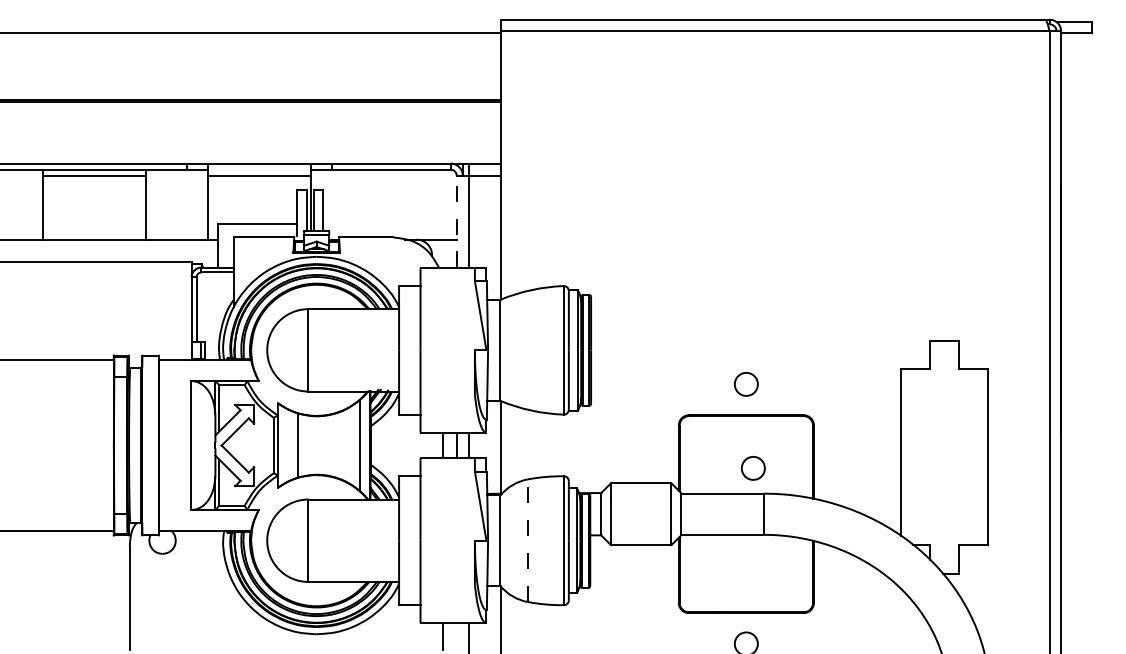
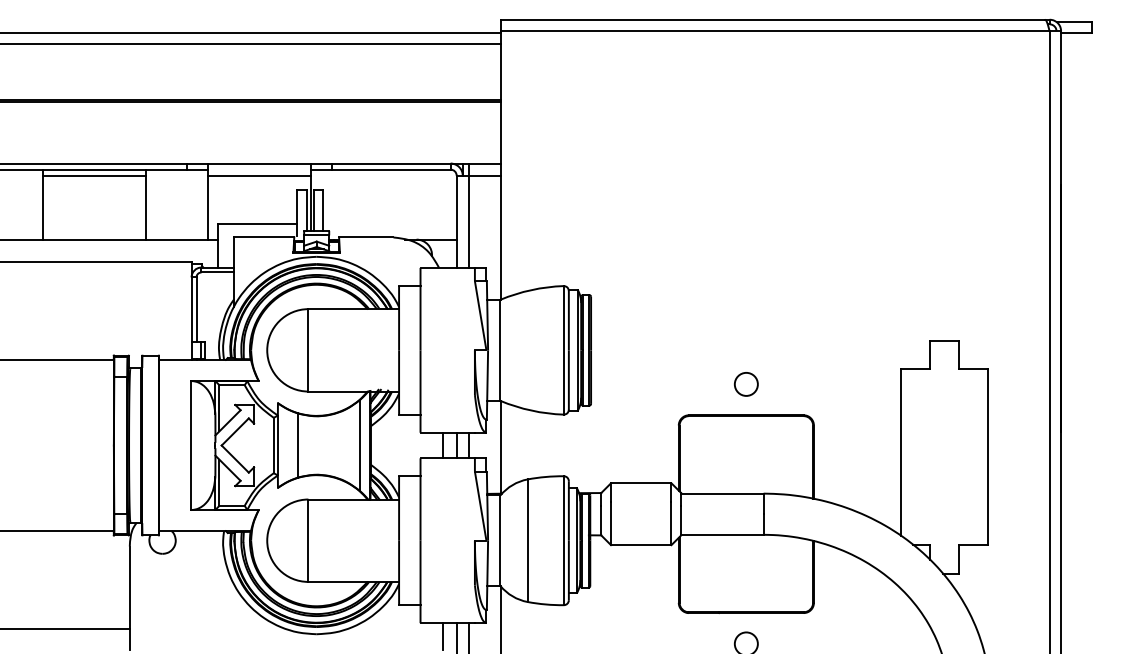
line: none -> present (251, 44)
line: dashed -> solid (456, 221)
circle: present -> none (753, 468)
line: dashed -> solid (527, 540)
line: none -> present (65, 629)
line: none -> present (456, 636)
